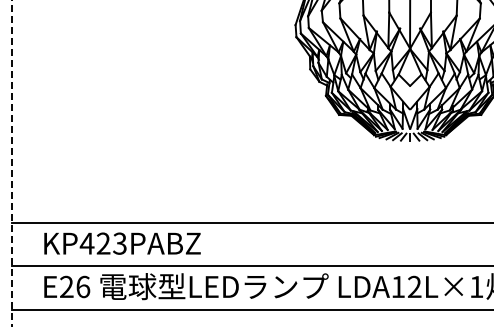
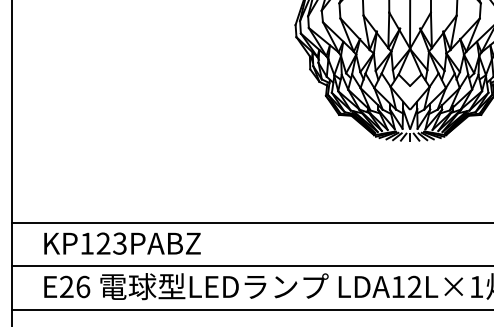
line: dashed -> solid (12, 163)
text: KP423PABZ -> KP123PABZ (86, 243)
